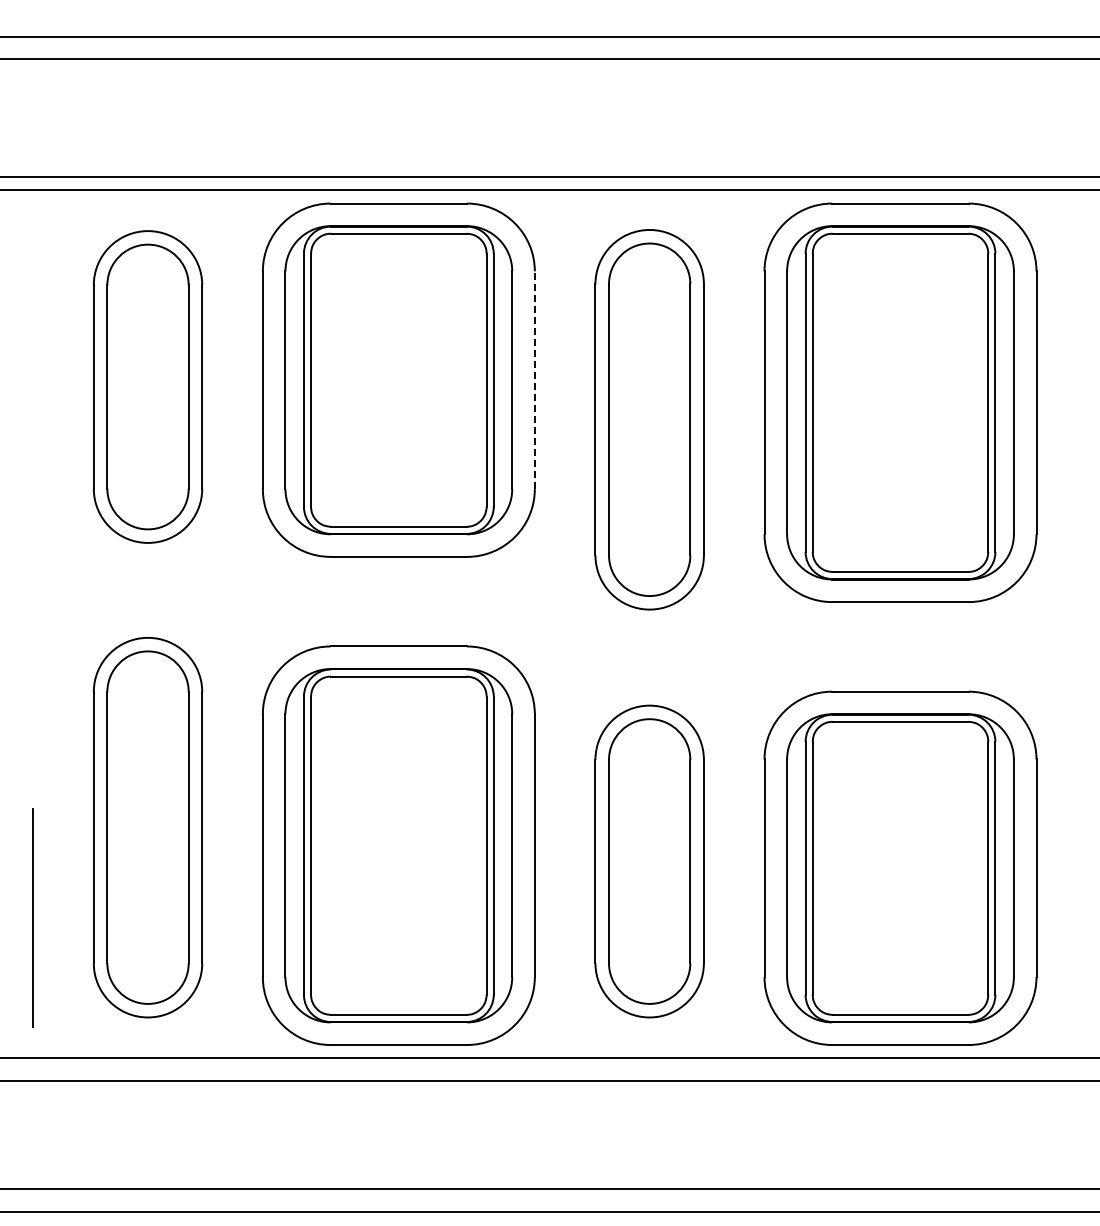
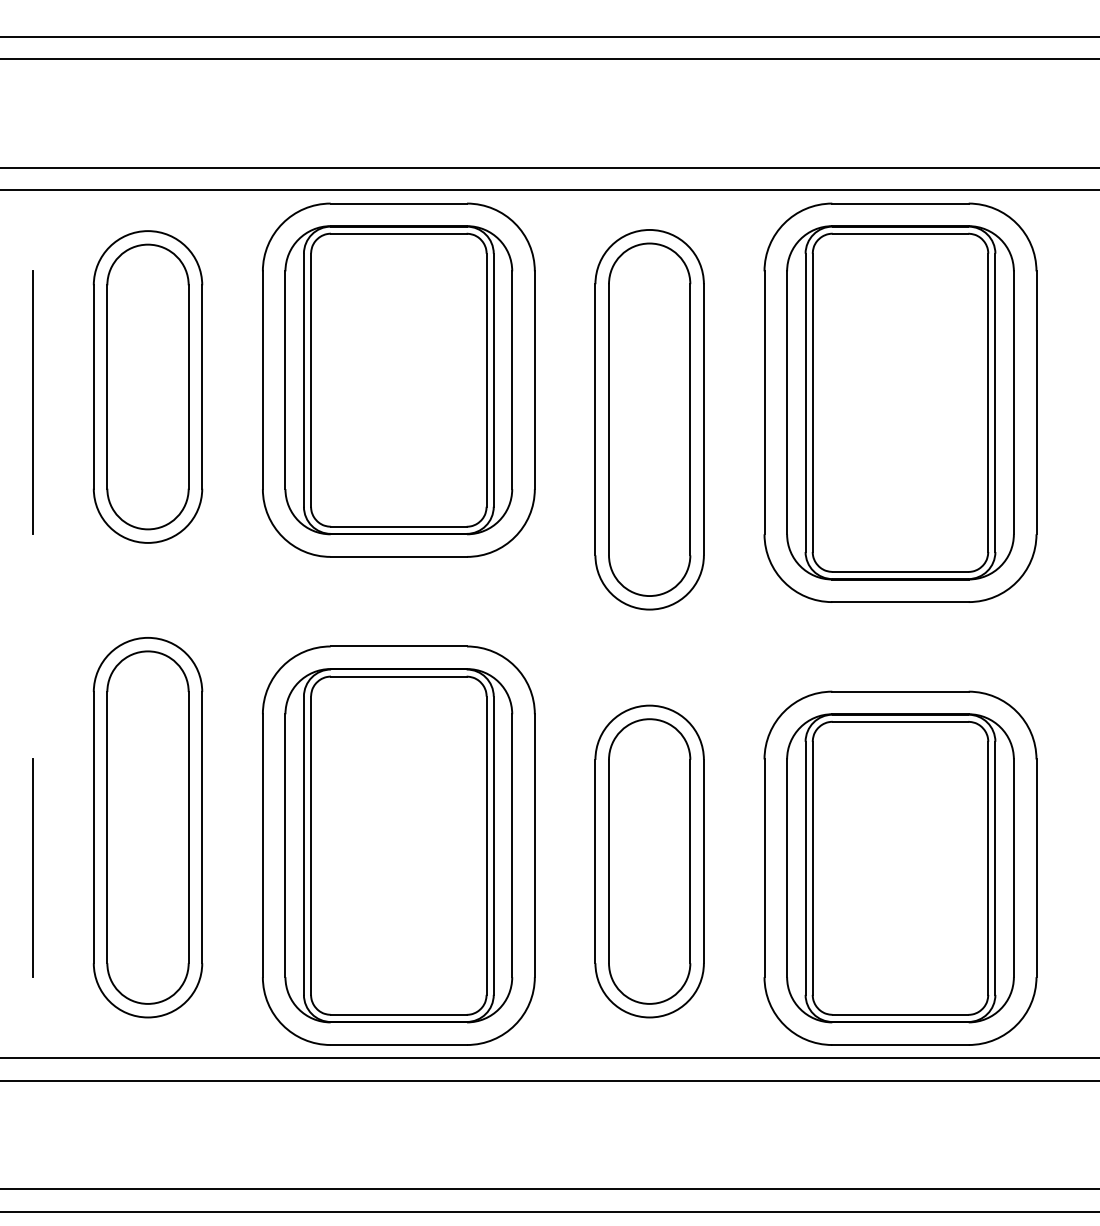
line position: (549, 176) -> (549, 167) (549, 167)
line: dashed -> solid (534, 380)
line: none -> present (32, 402)
line position: (32, 917) -> (32, 867) (32, 867)
